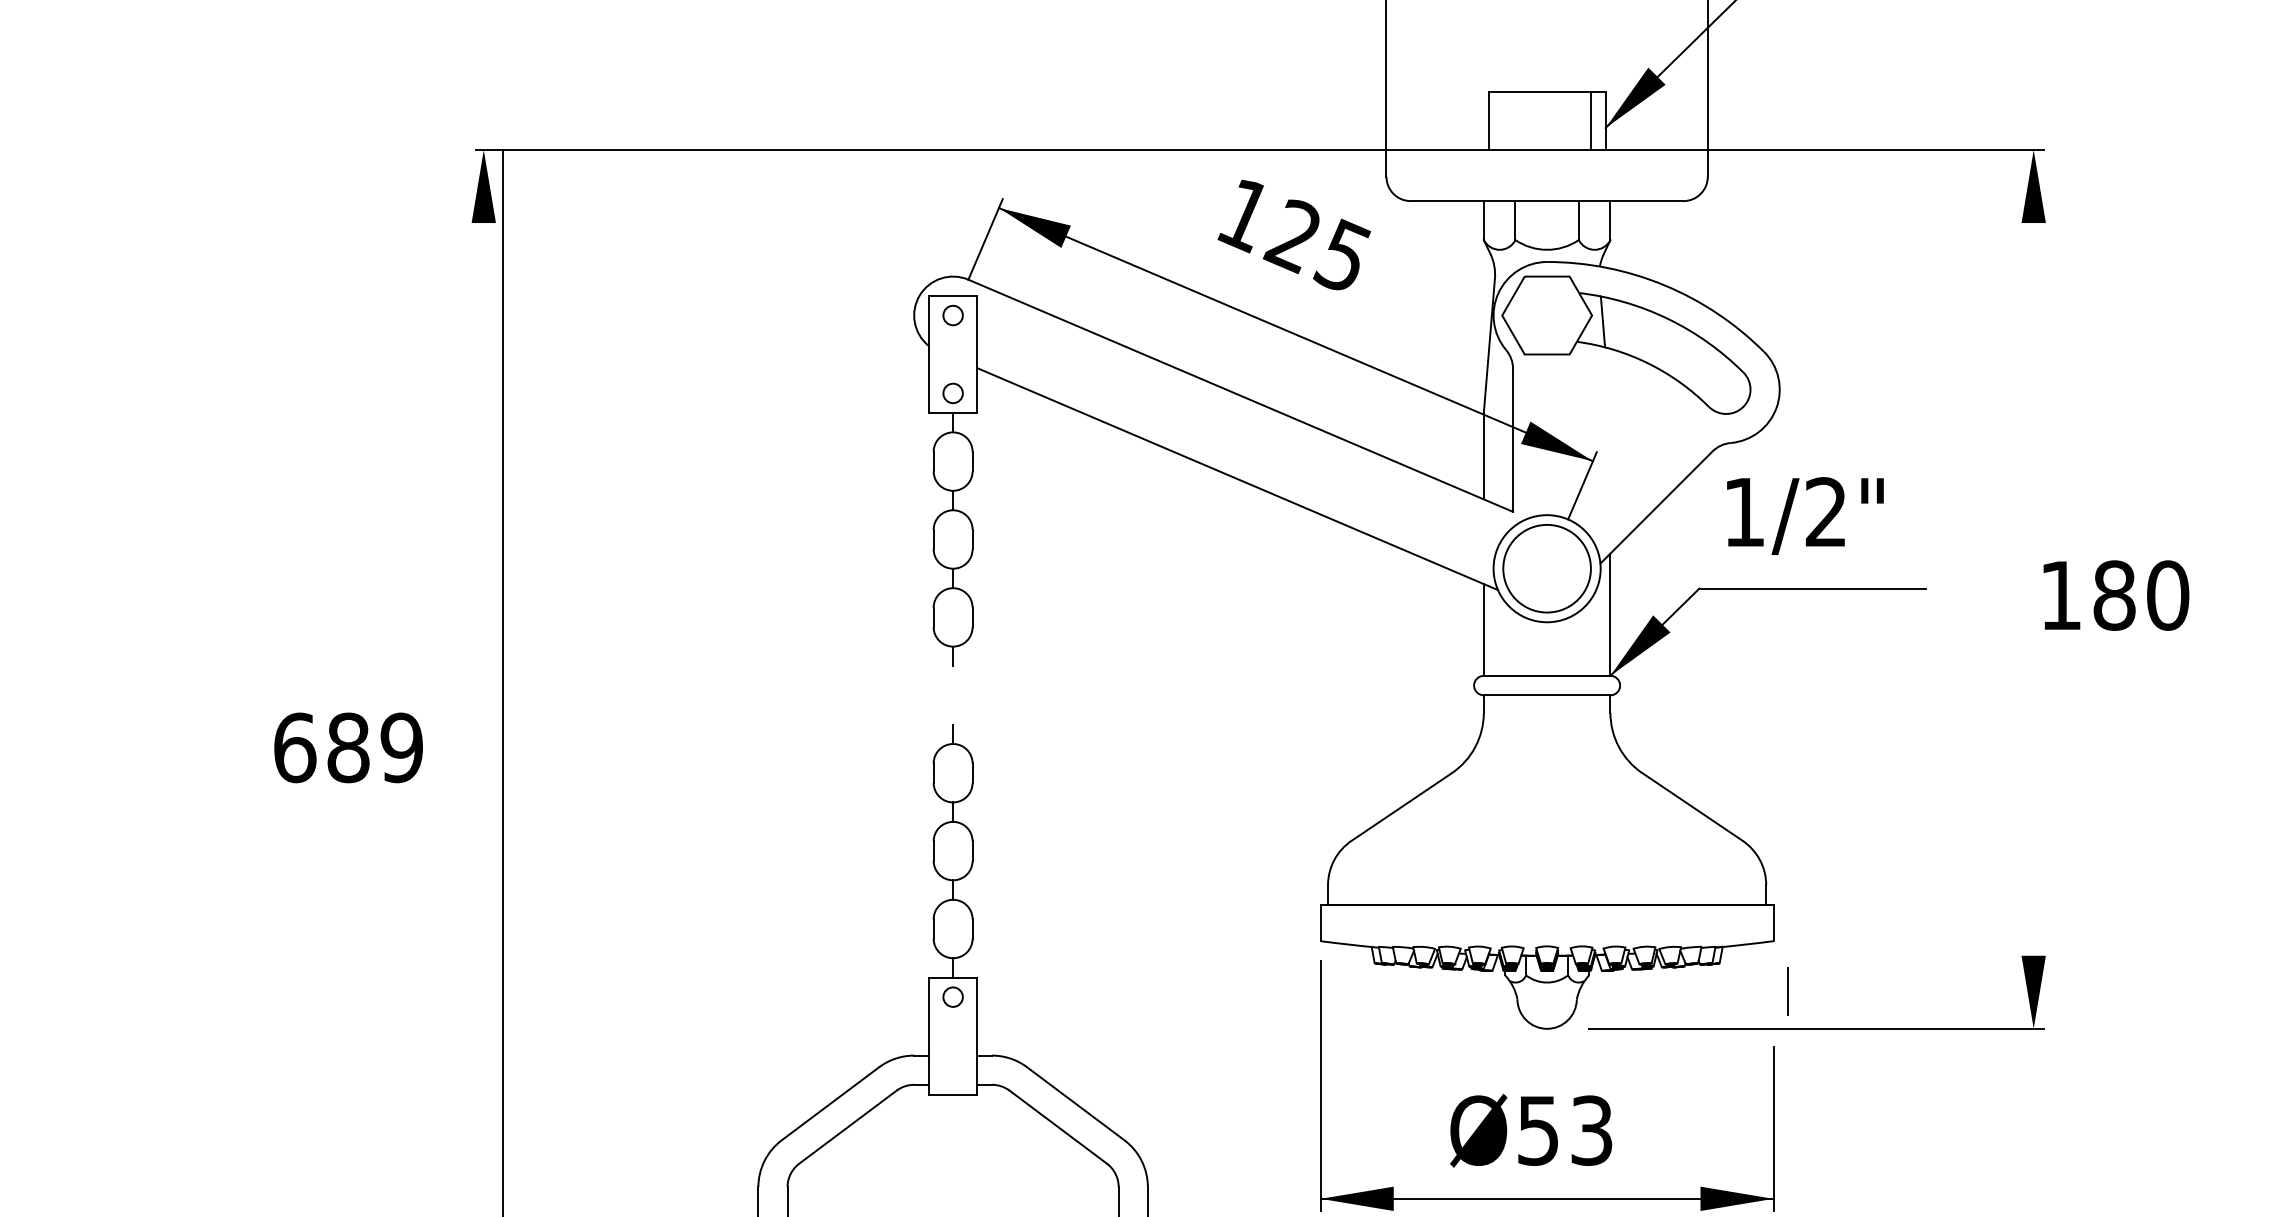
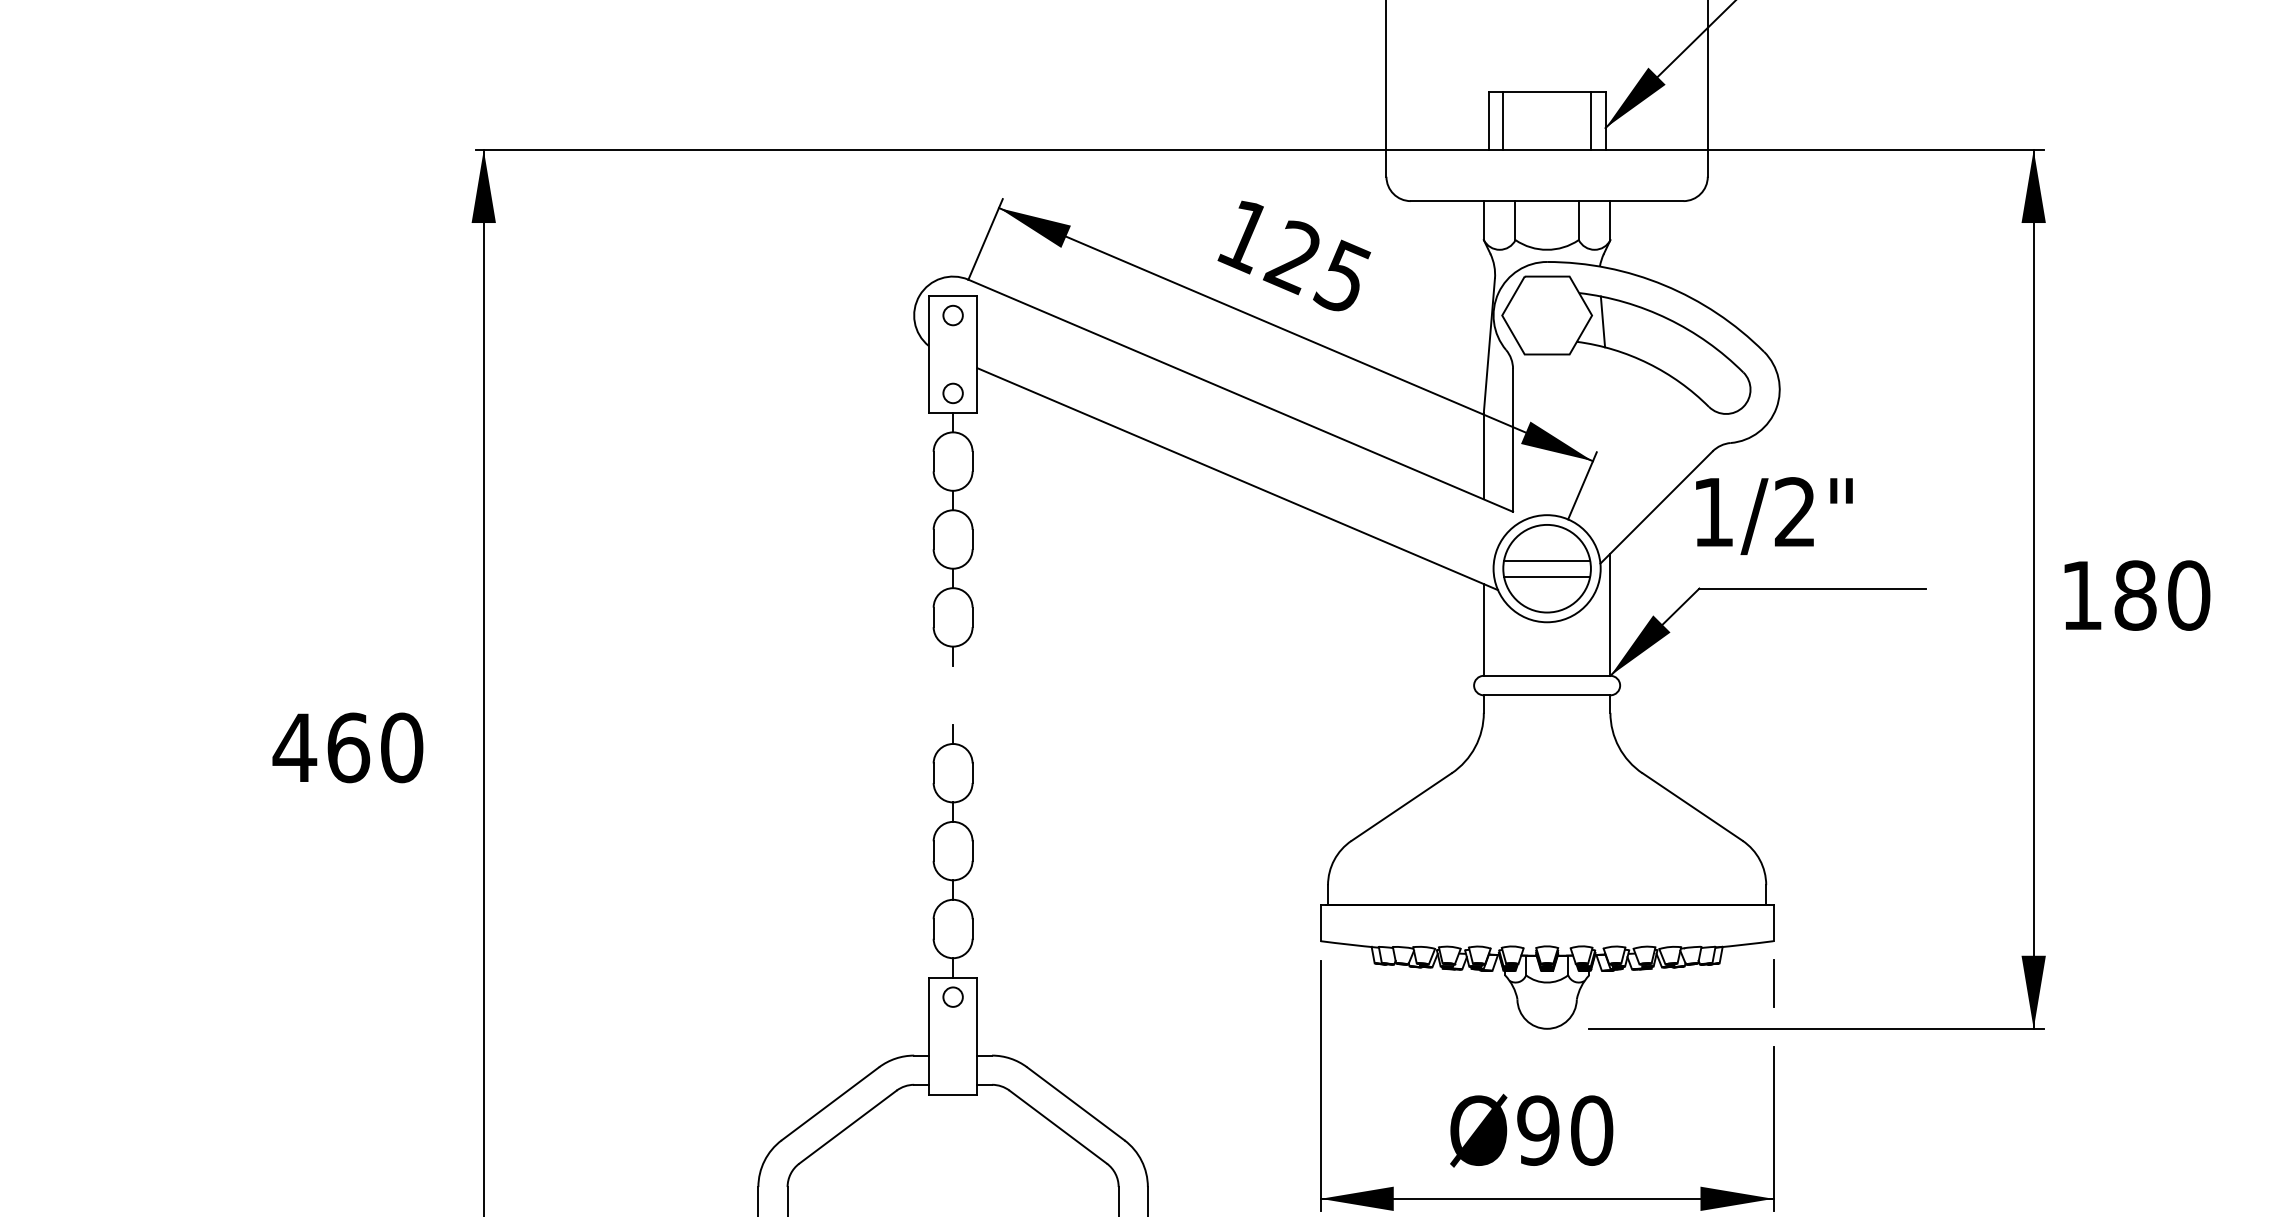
line: none -> present (1503, 120)
text position: (1294, 234) -> (1294, 255) (1294, 255)
text position: (1805, 515) -> (1774, 515) (1774, 515)
line: none -> present (1547, 560)
line: none -> present (1547, 576)
line: none -> present (2033, 589)
text position: (2116, 595) -> (2137, 595) (2137, 595)
line position: (502, 681) -> (483, 681) (483, 681)
text: 689 -> 460 (347, 747)
line position: (1787, 991) -> (1773, 983) (1773, 983)
text: Ø53 -> Ø90 (1565, 1130)
